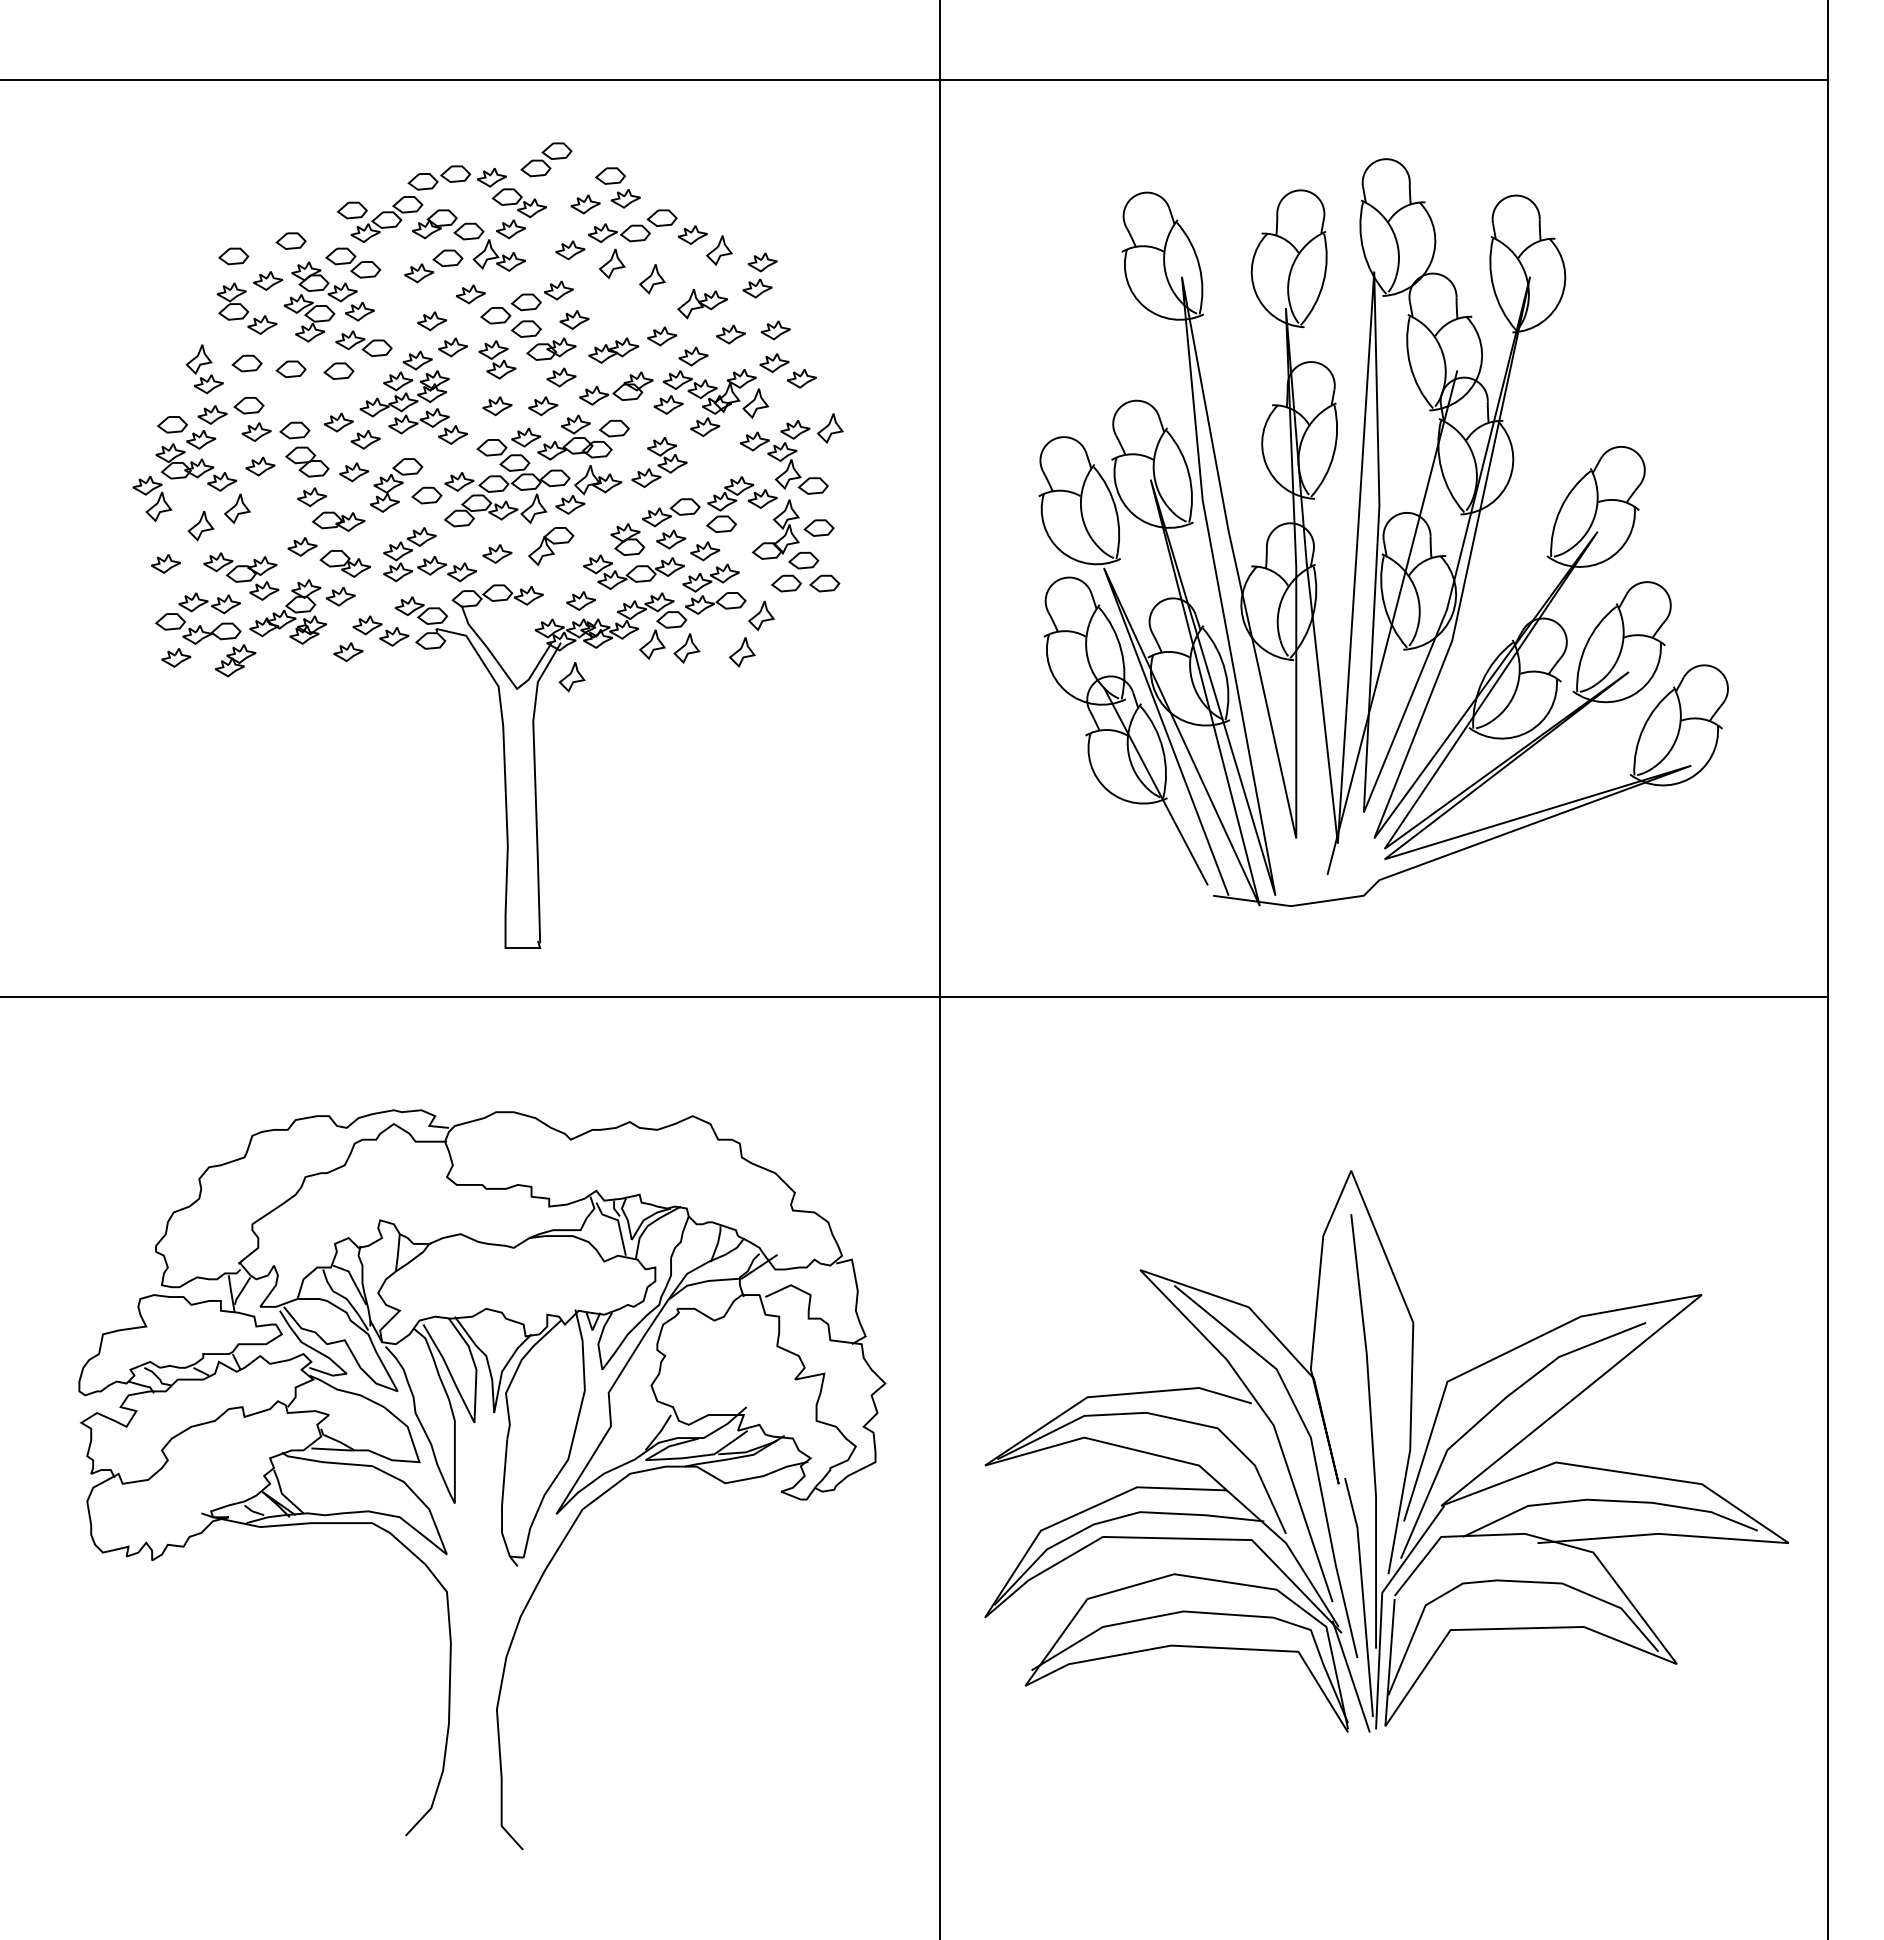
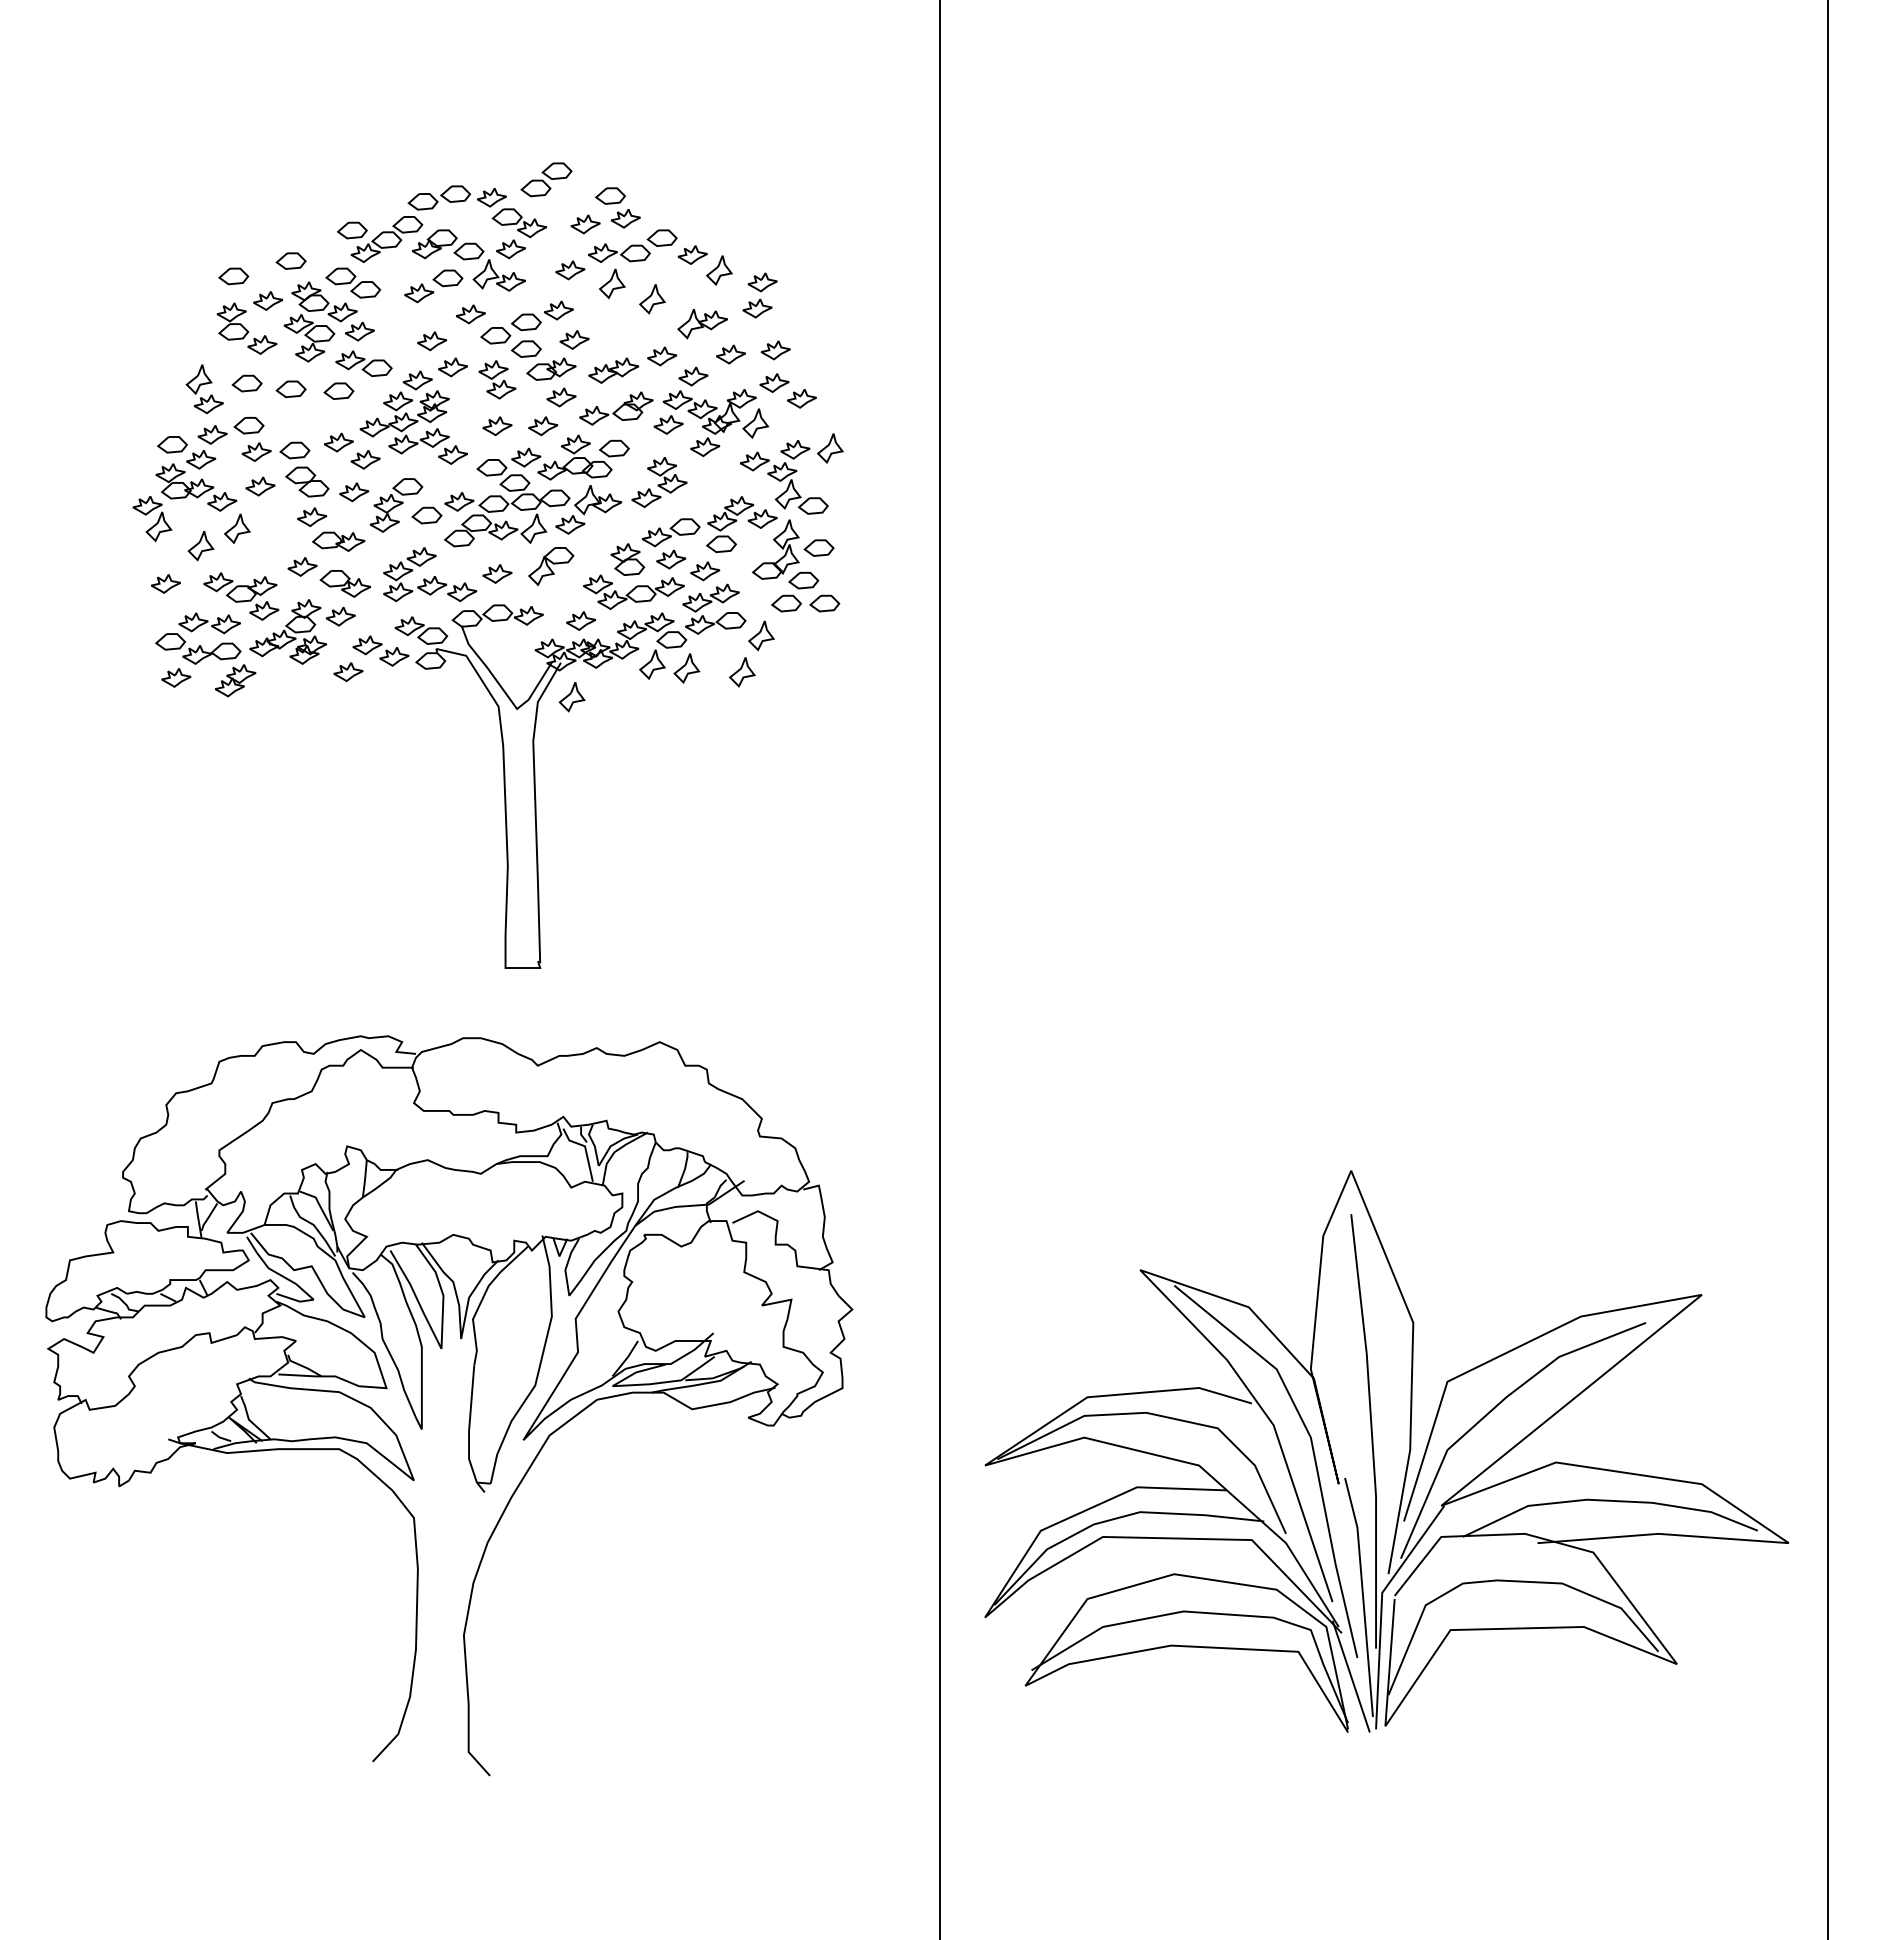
line: present -> none (914, 80)
part: present -> none (1383, 532)
part position: (487, 545) -> (487, 565) (487, 565)
line: present -> none (914, 997)
part position: (502, 1483) -> (469, 1409) (469, 1409)
